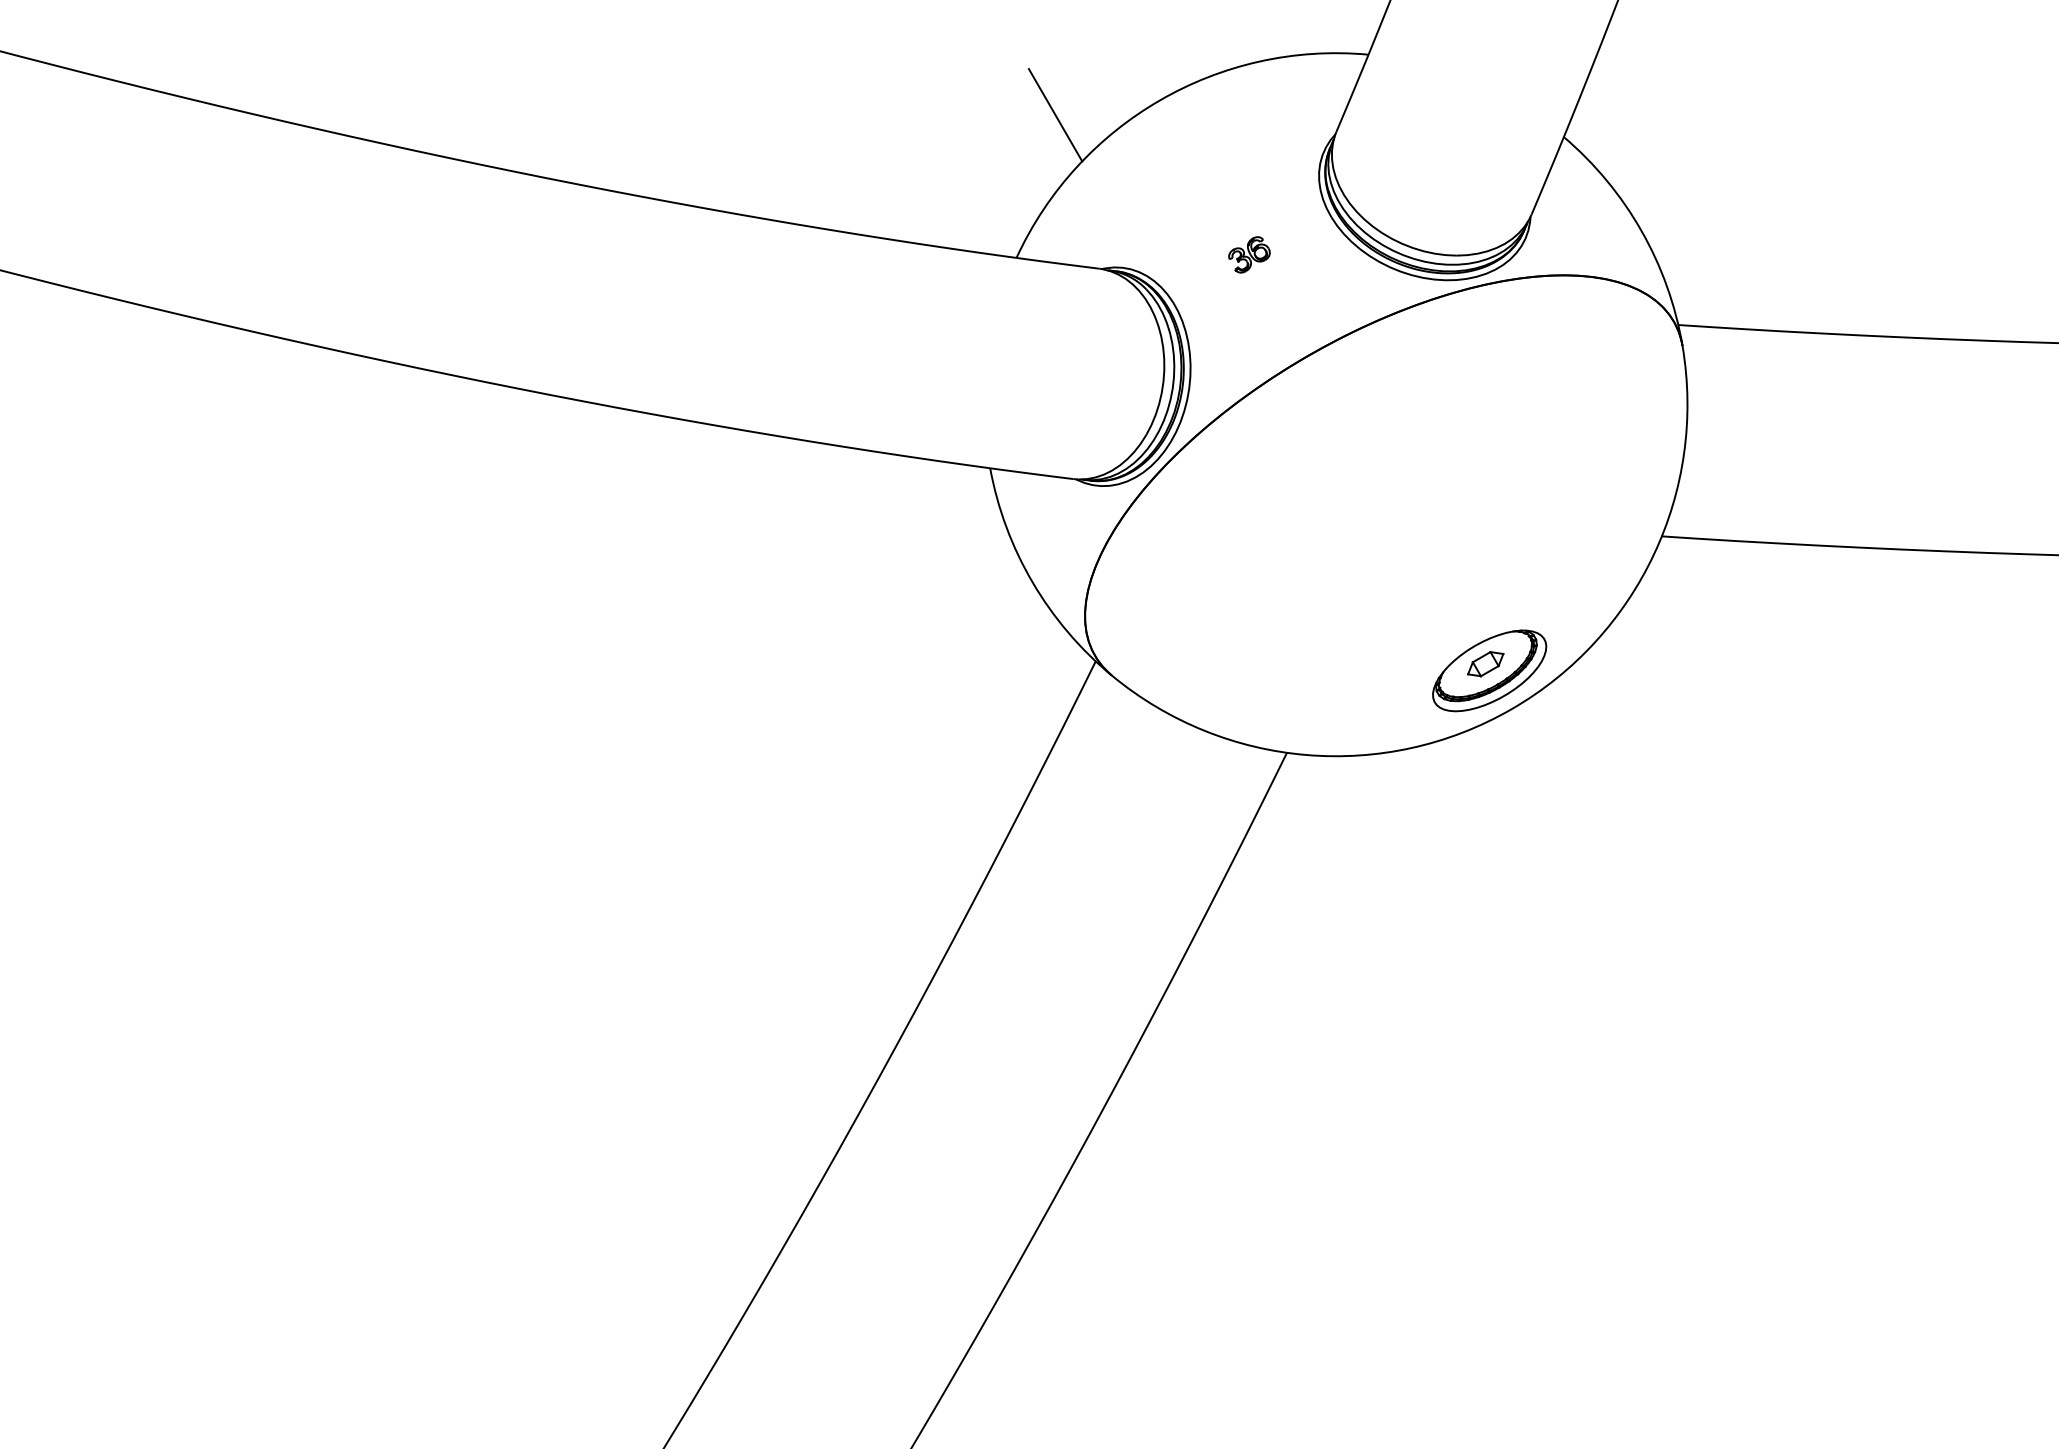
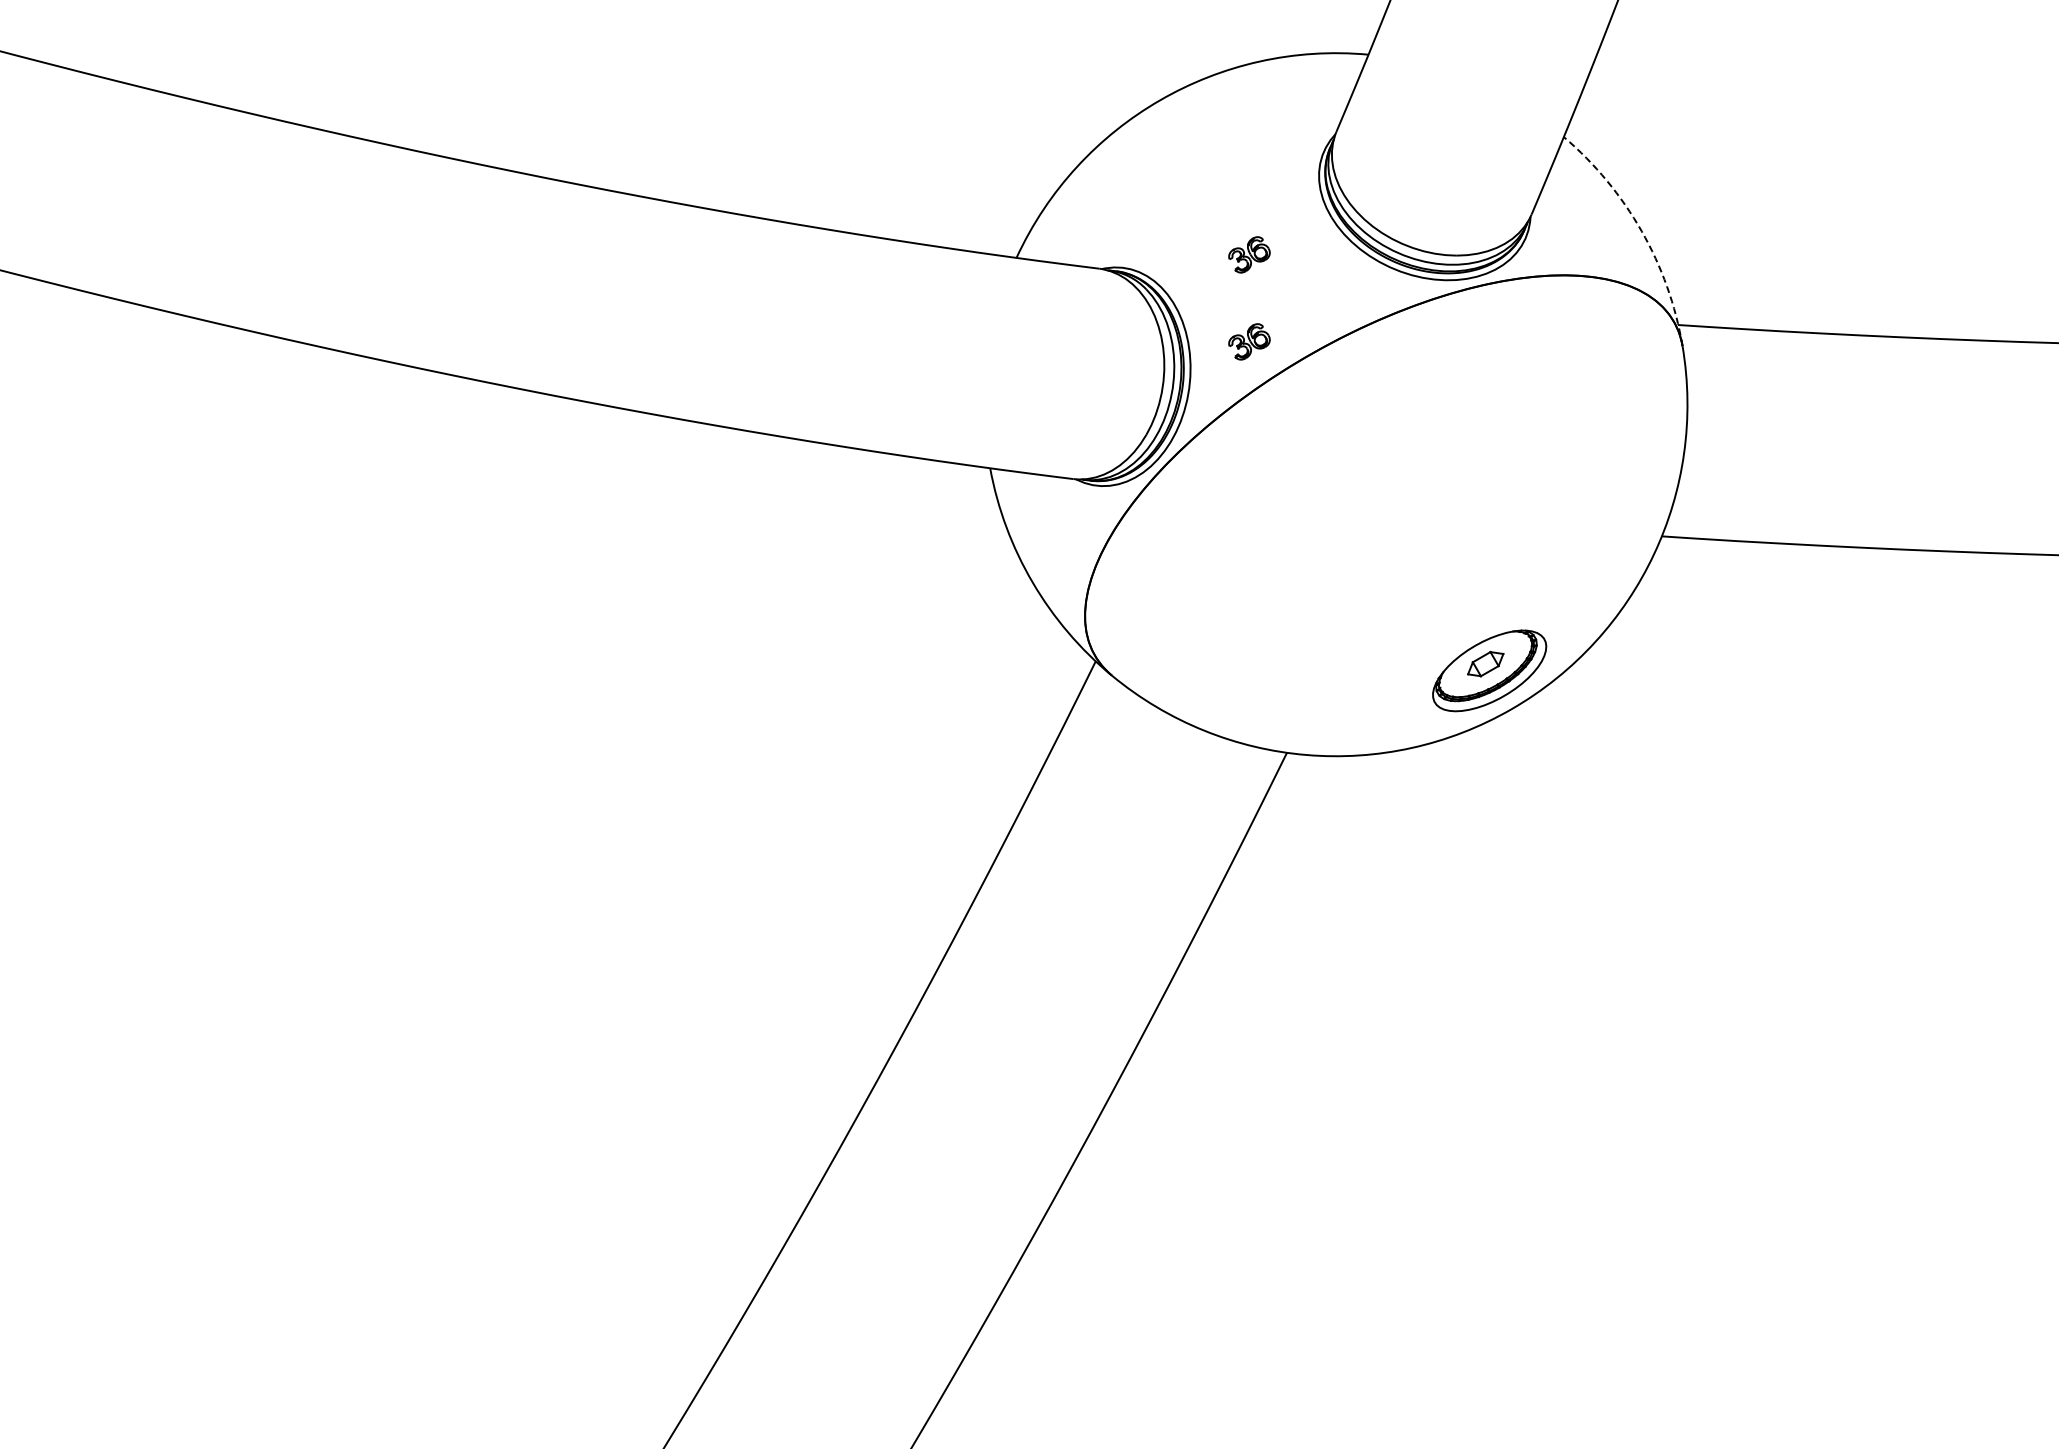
line: present -> none (1055, 115)
arc: solid -> dashed (1641, 231)
part: none -> present (1249, 341)
